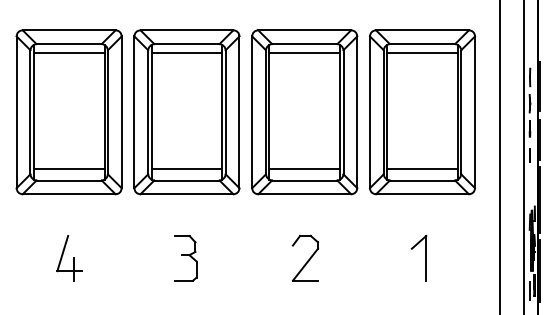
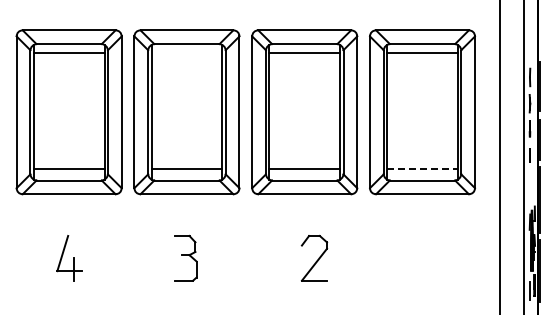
line: present -> none (186, 53)
line: solid -> dashed (423, 168)
part position: (305, 257) -> (314, 257) (314, 257)
part: present -> none (425, 257)
